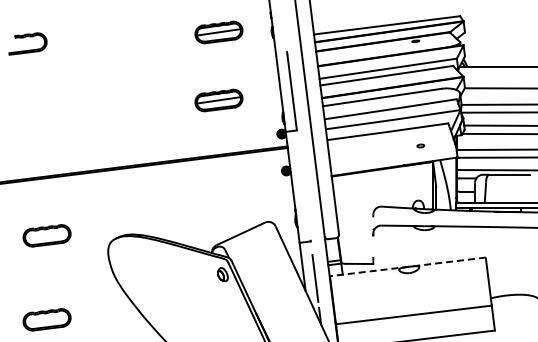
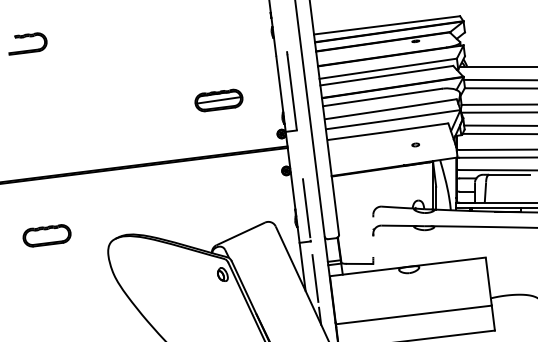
part: present -> none (218, 32)
line: none -> present (498, 79)
part position: (420, 145) -> (415, 144) (415, 144)
line: none -> present (306, 208)
line: dashed -> solid (407, 266)
part: present -> none (46, 319)
